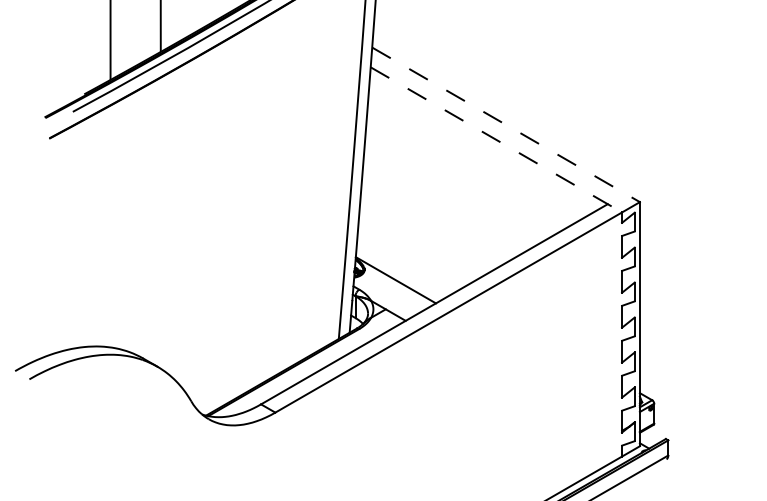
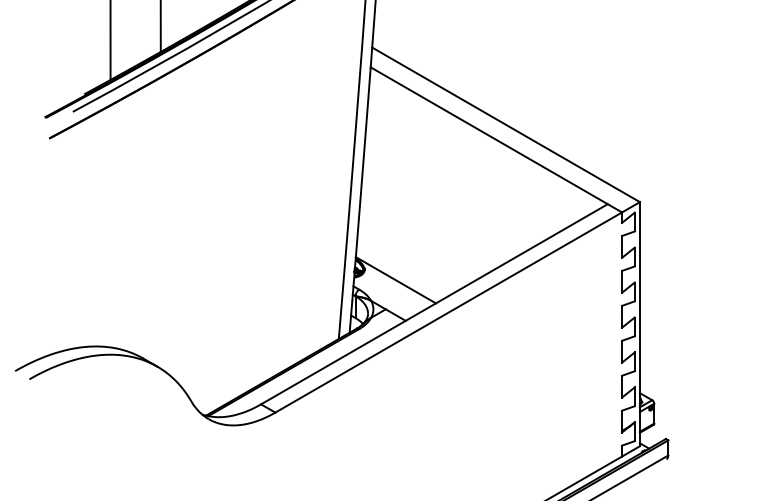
line: dashed -> solid (506, 124)
line: dashed -> solid (496, 140)
